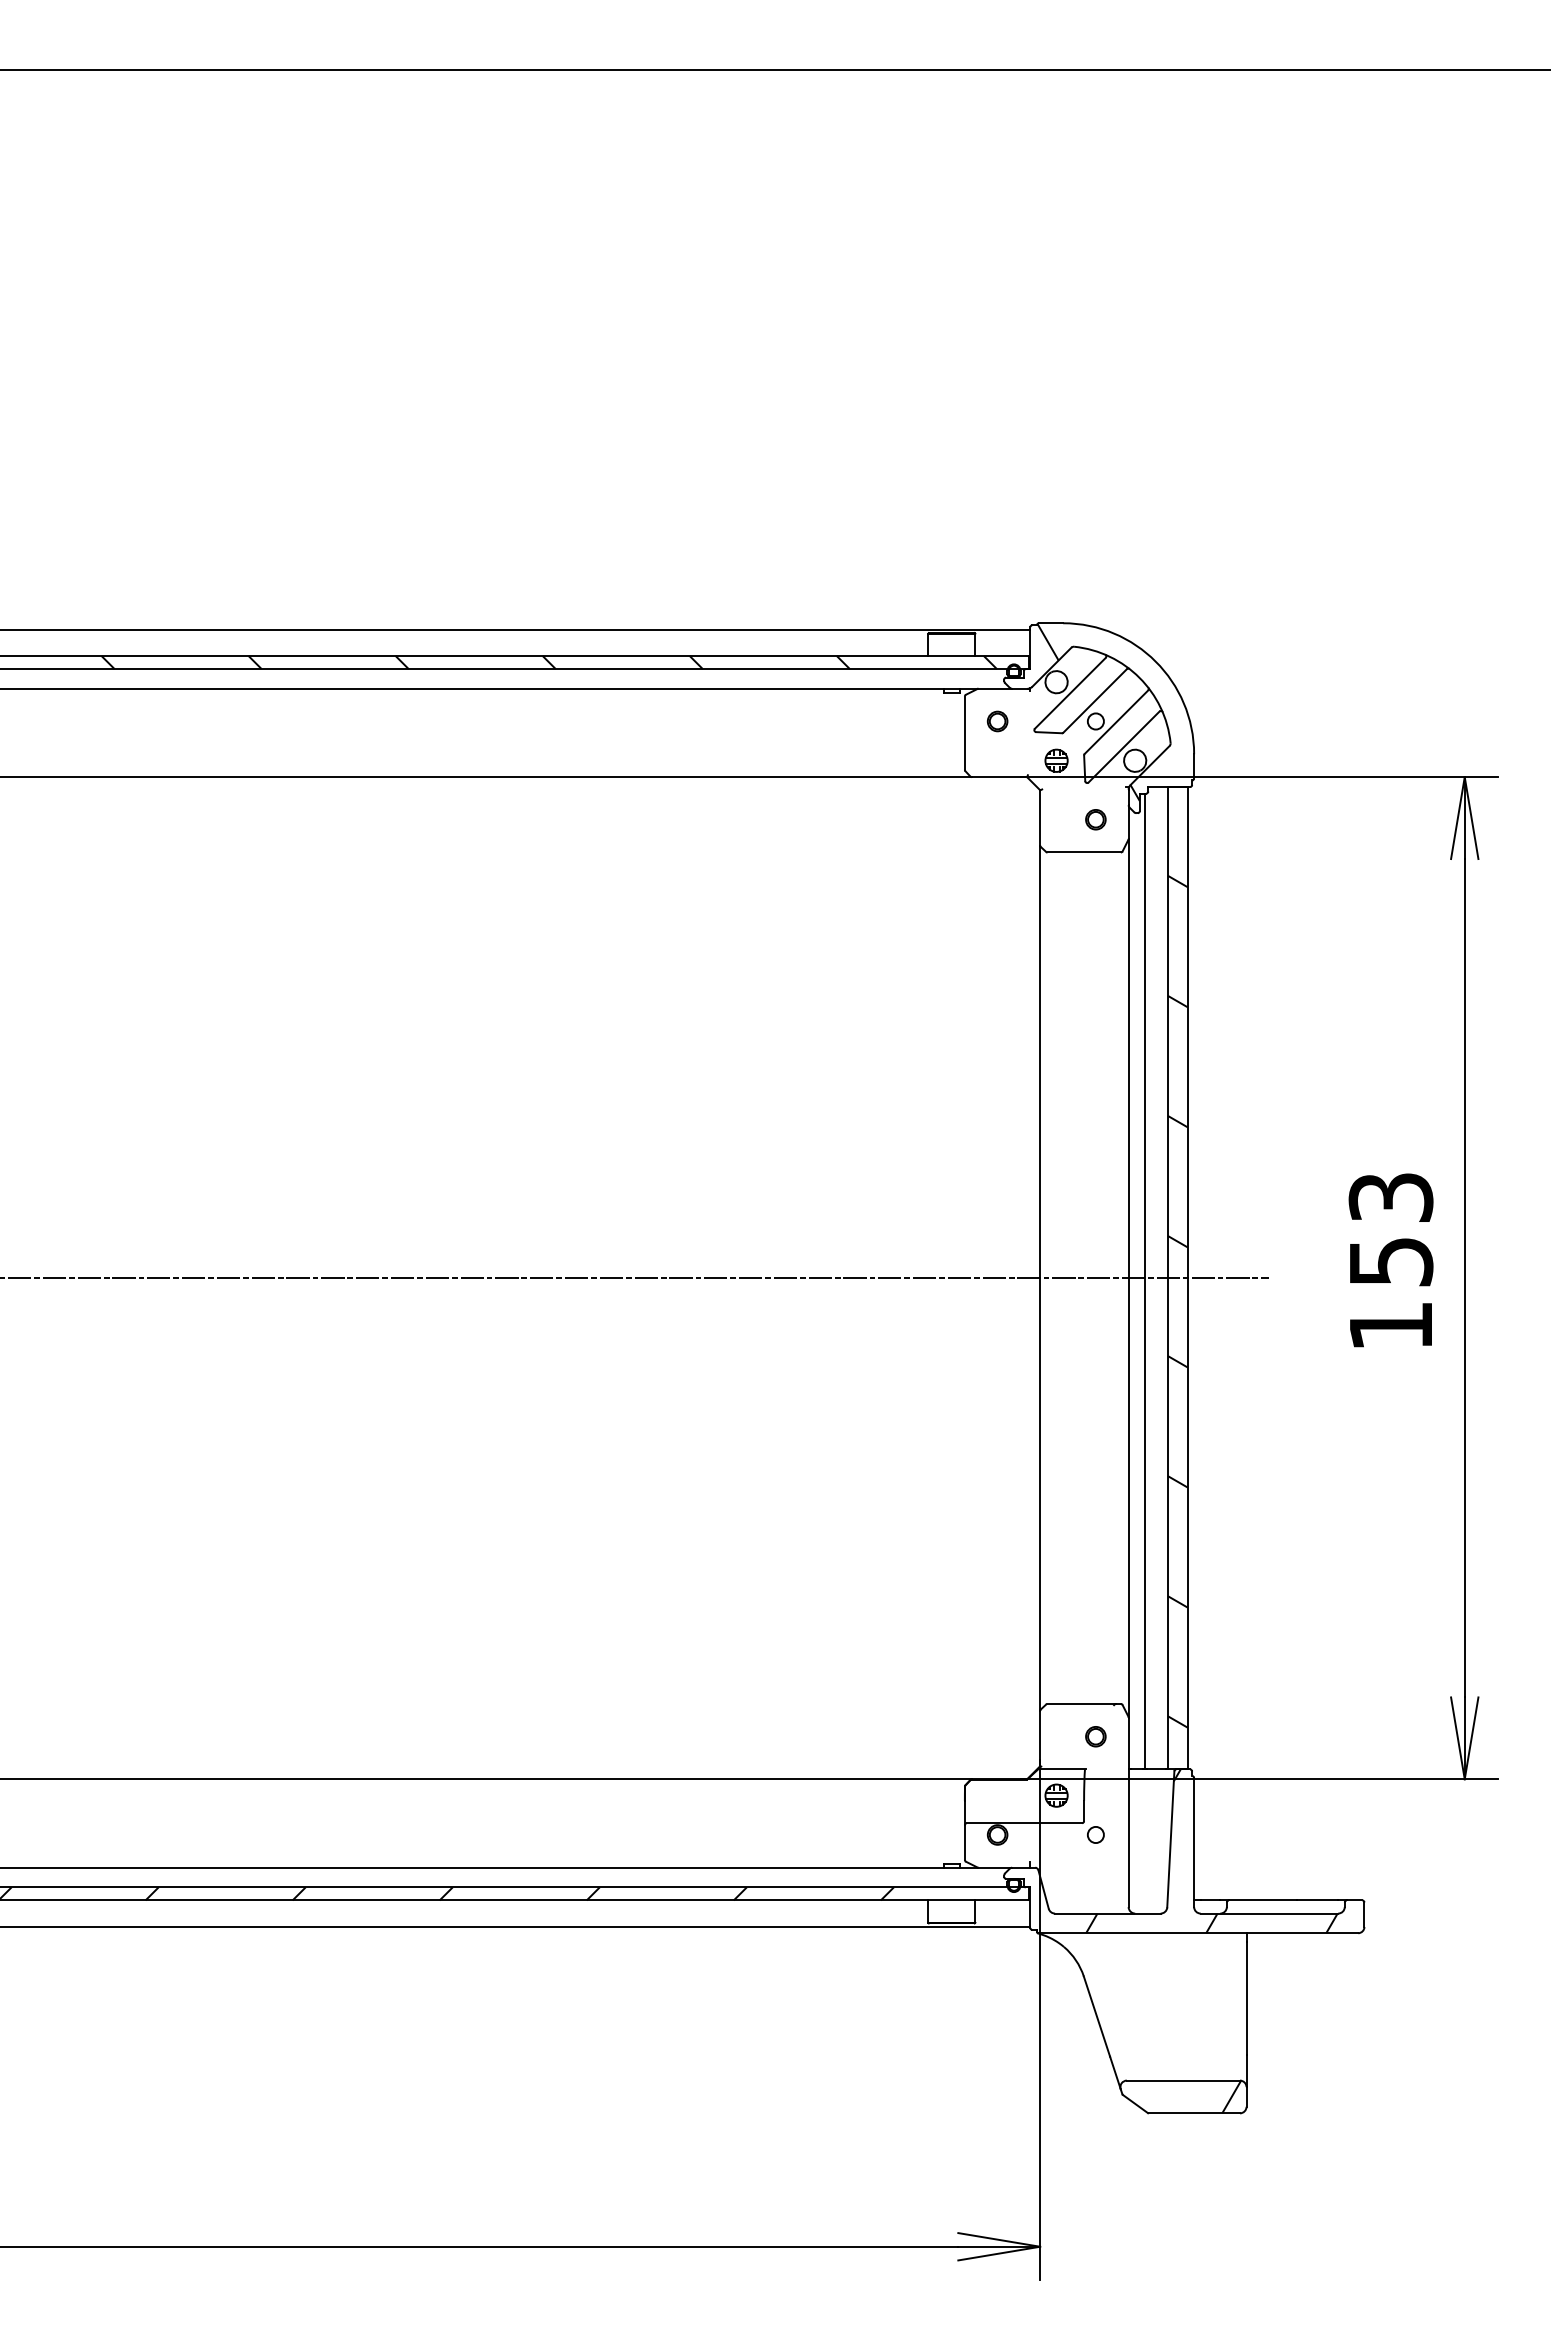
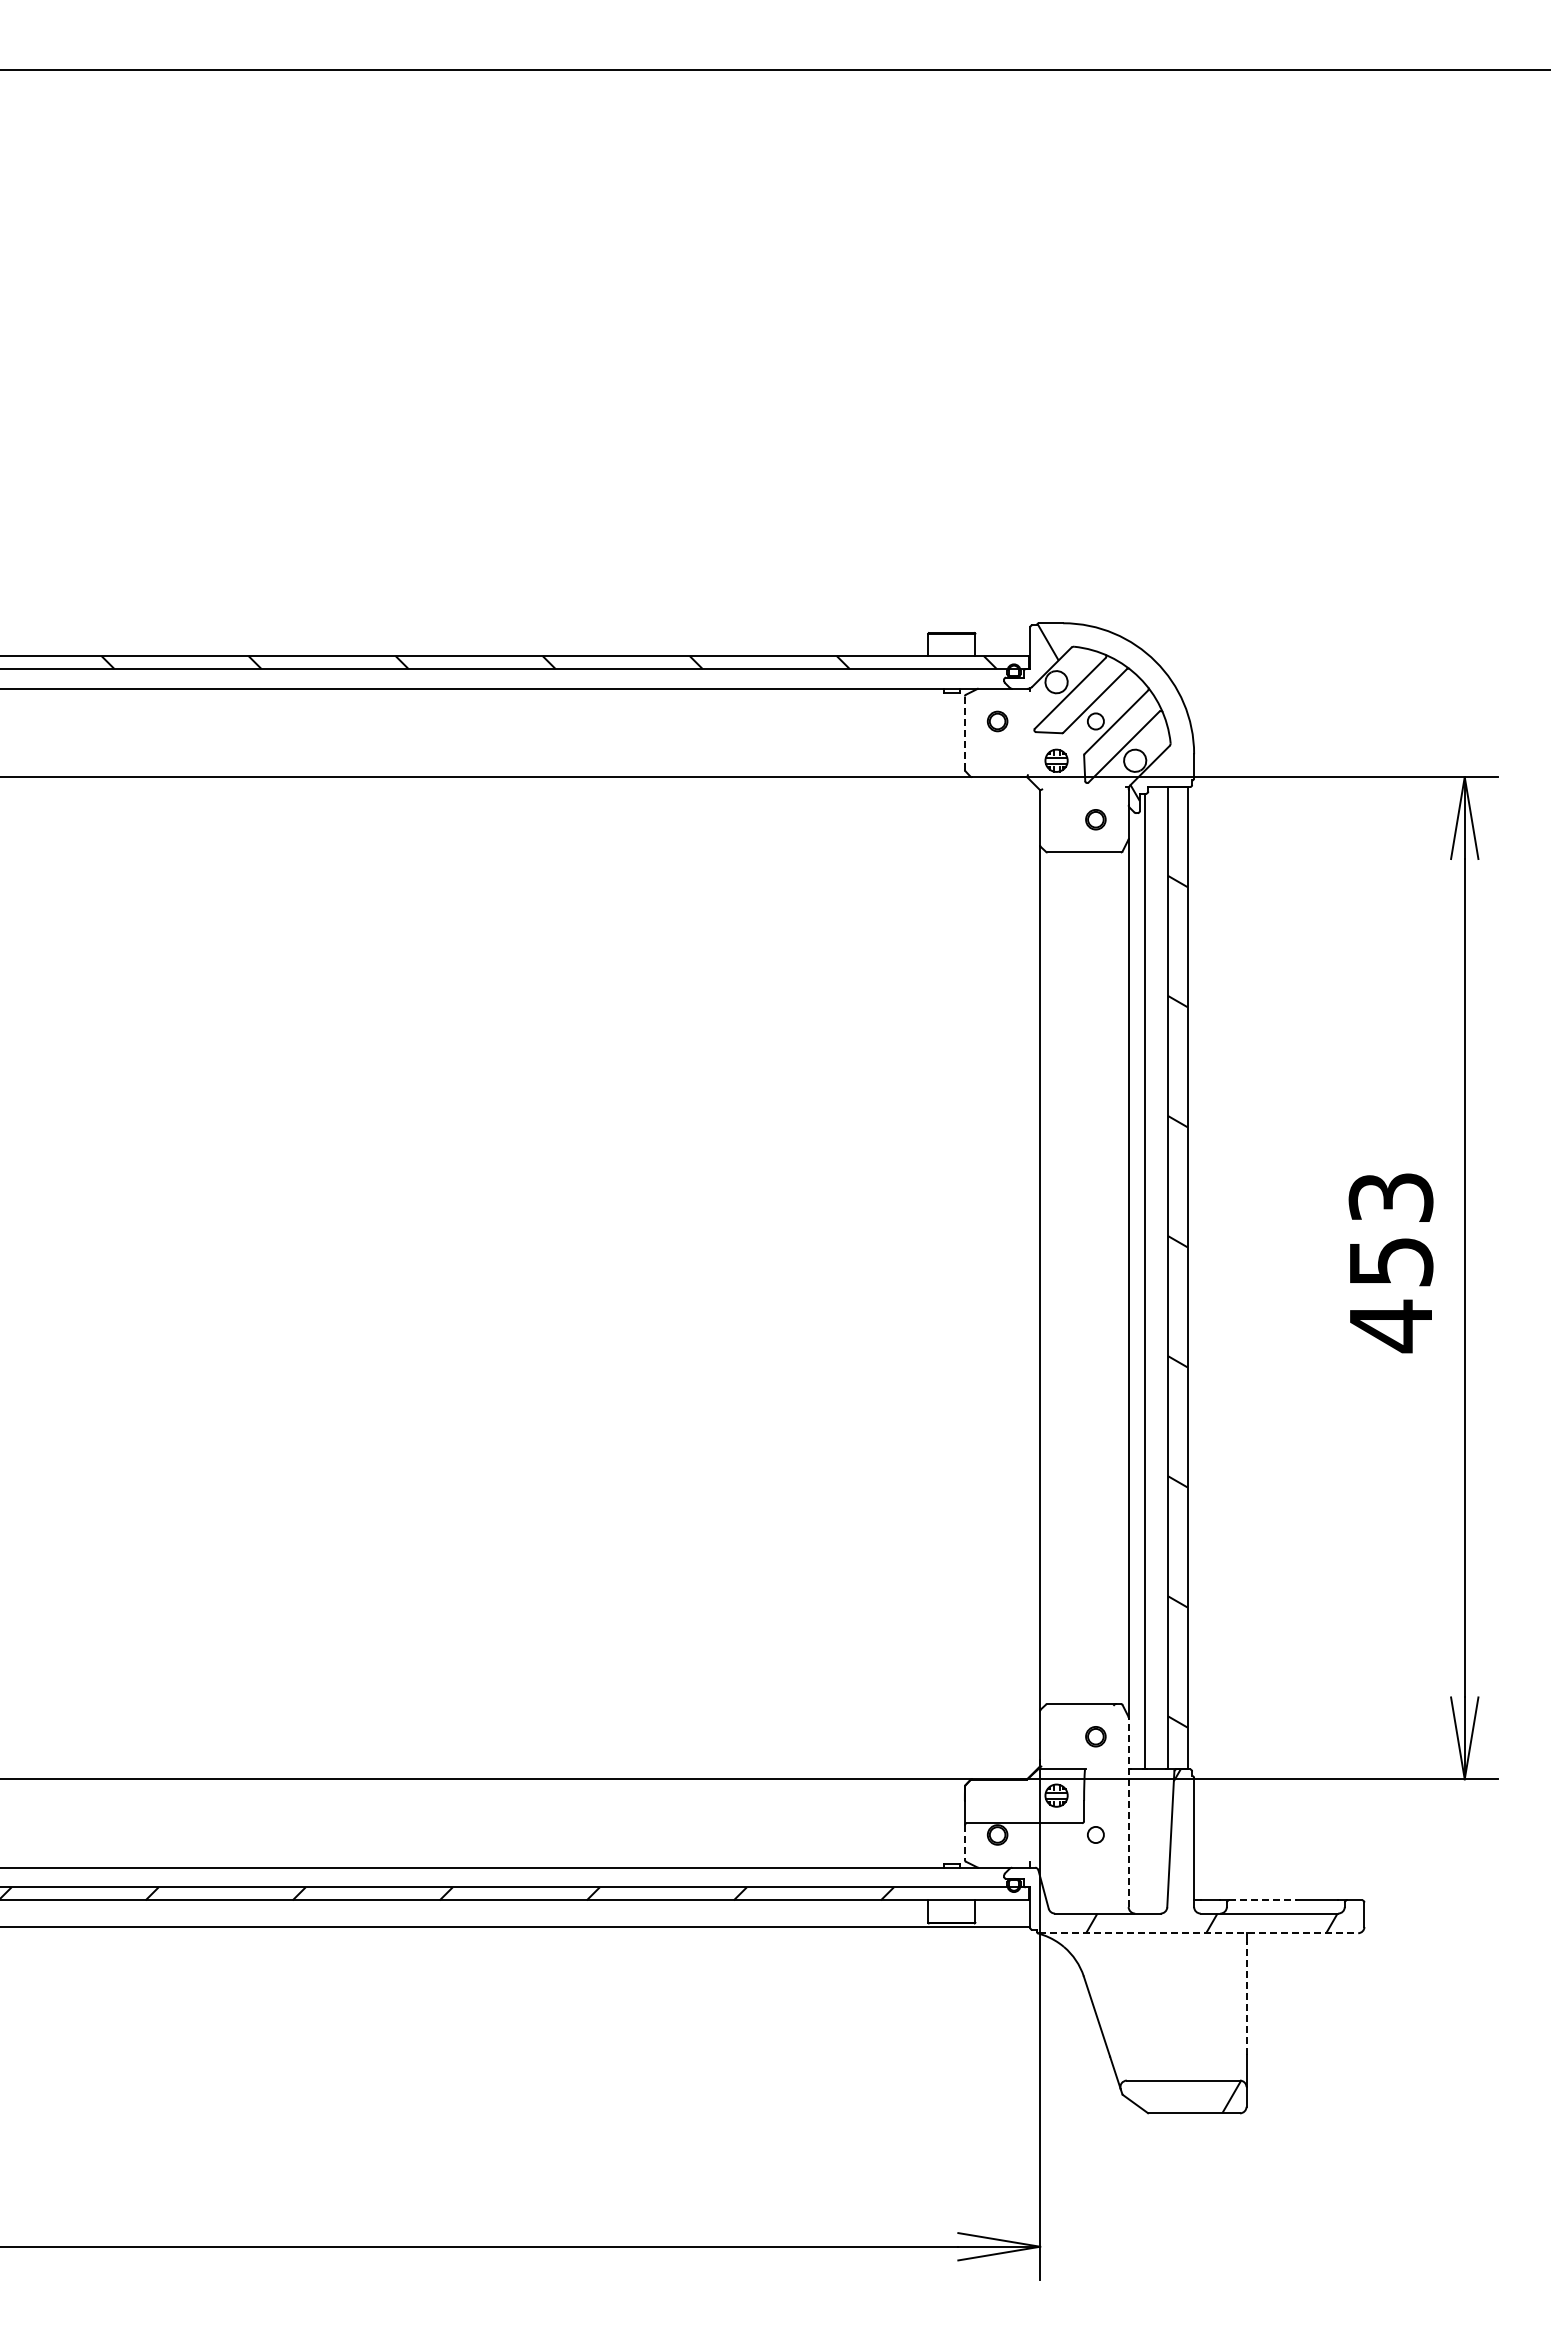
line: present -> none (516, 629)
line: solid -> dashed (964, 733)
line: present -> none (635, 1278)
text: 153 -> 453 (1390, 1326)
line: solid -> dashed (1128, 1812)
line: solid -> dashed (964, 1843)
line: solid -> dashed (1263, 1900)
line: solid -> dashed (1198, 1933)
line: solid -> dashed (1246, 1997)
